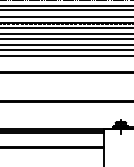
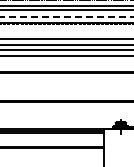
line: solid -> dashed (67, 17)
line: present -> none (66, 28)
line: present -> none (66, 33)
